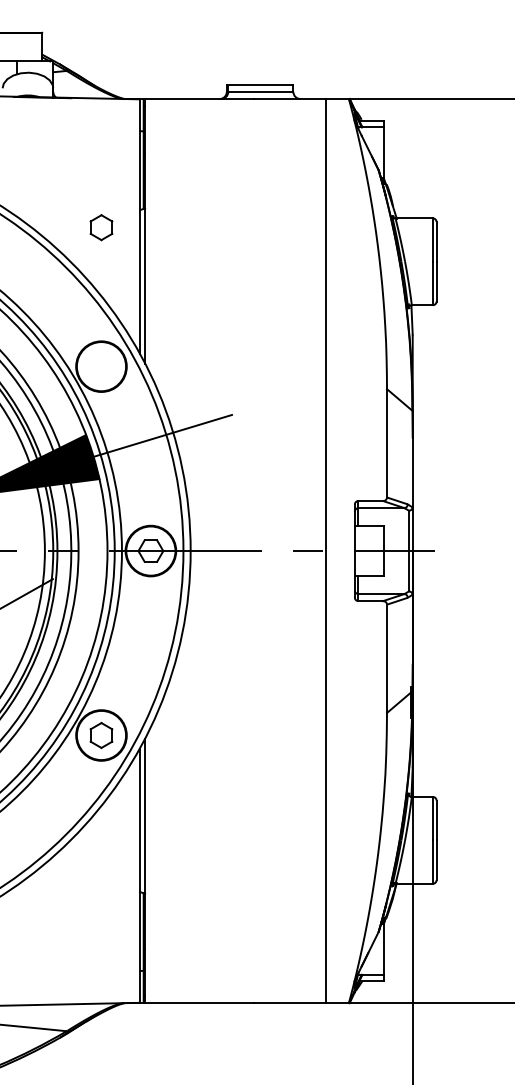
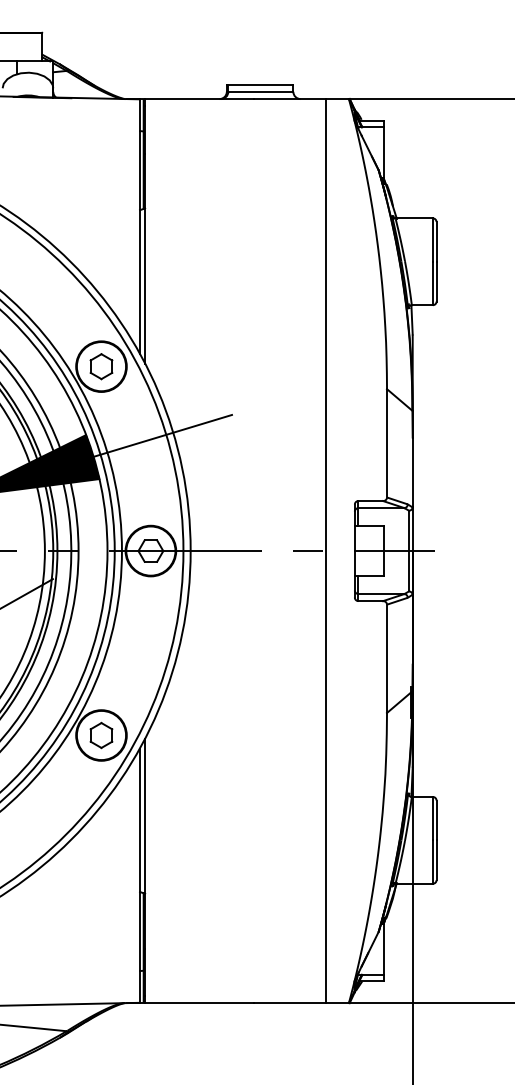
part position: (101, 227) -> (101, 366) (101, 366)
